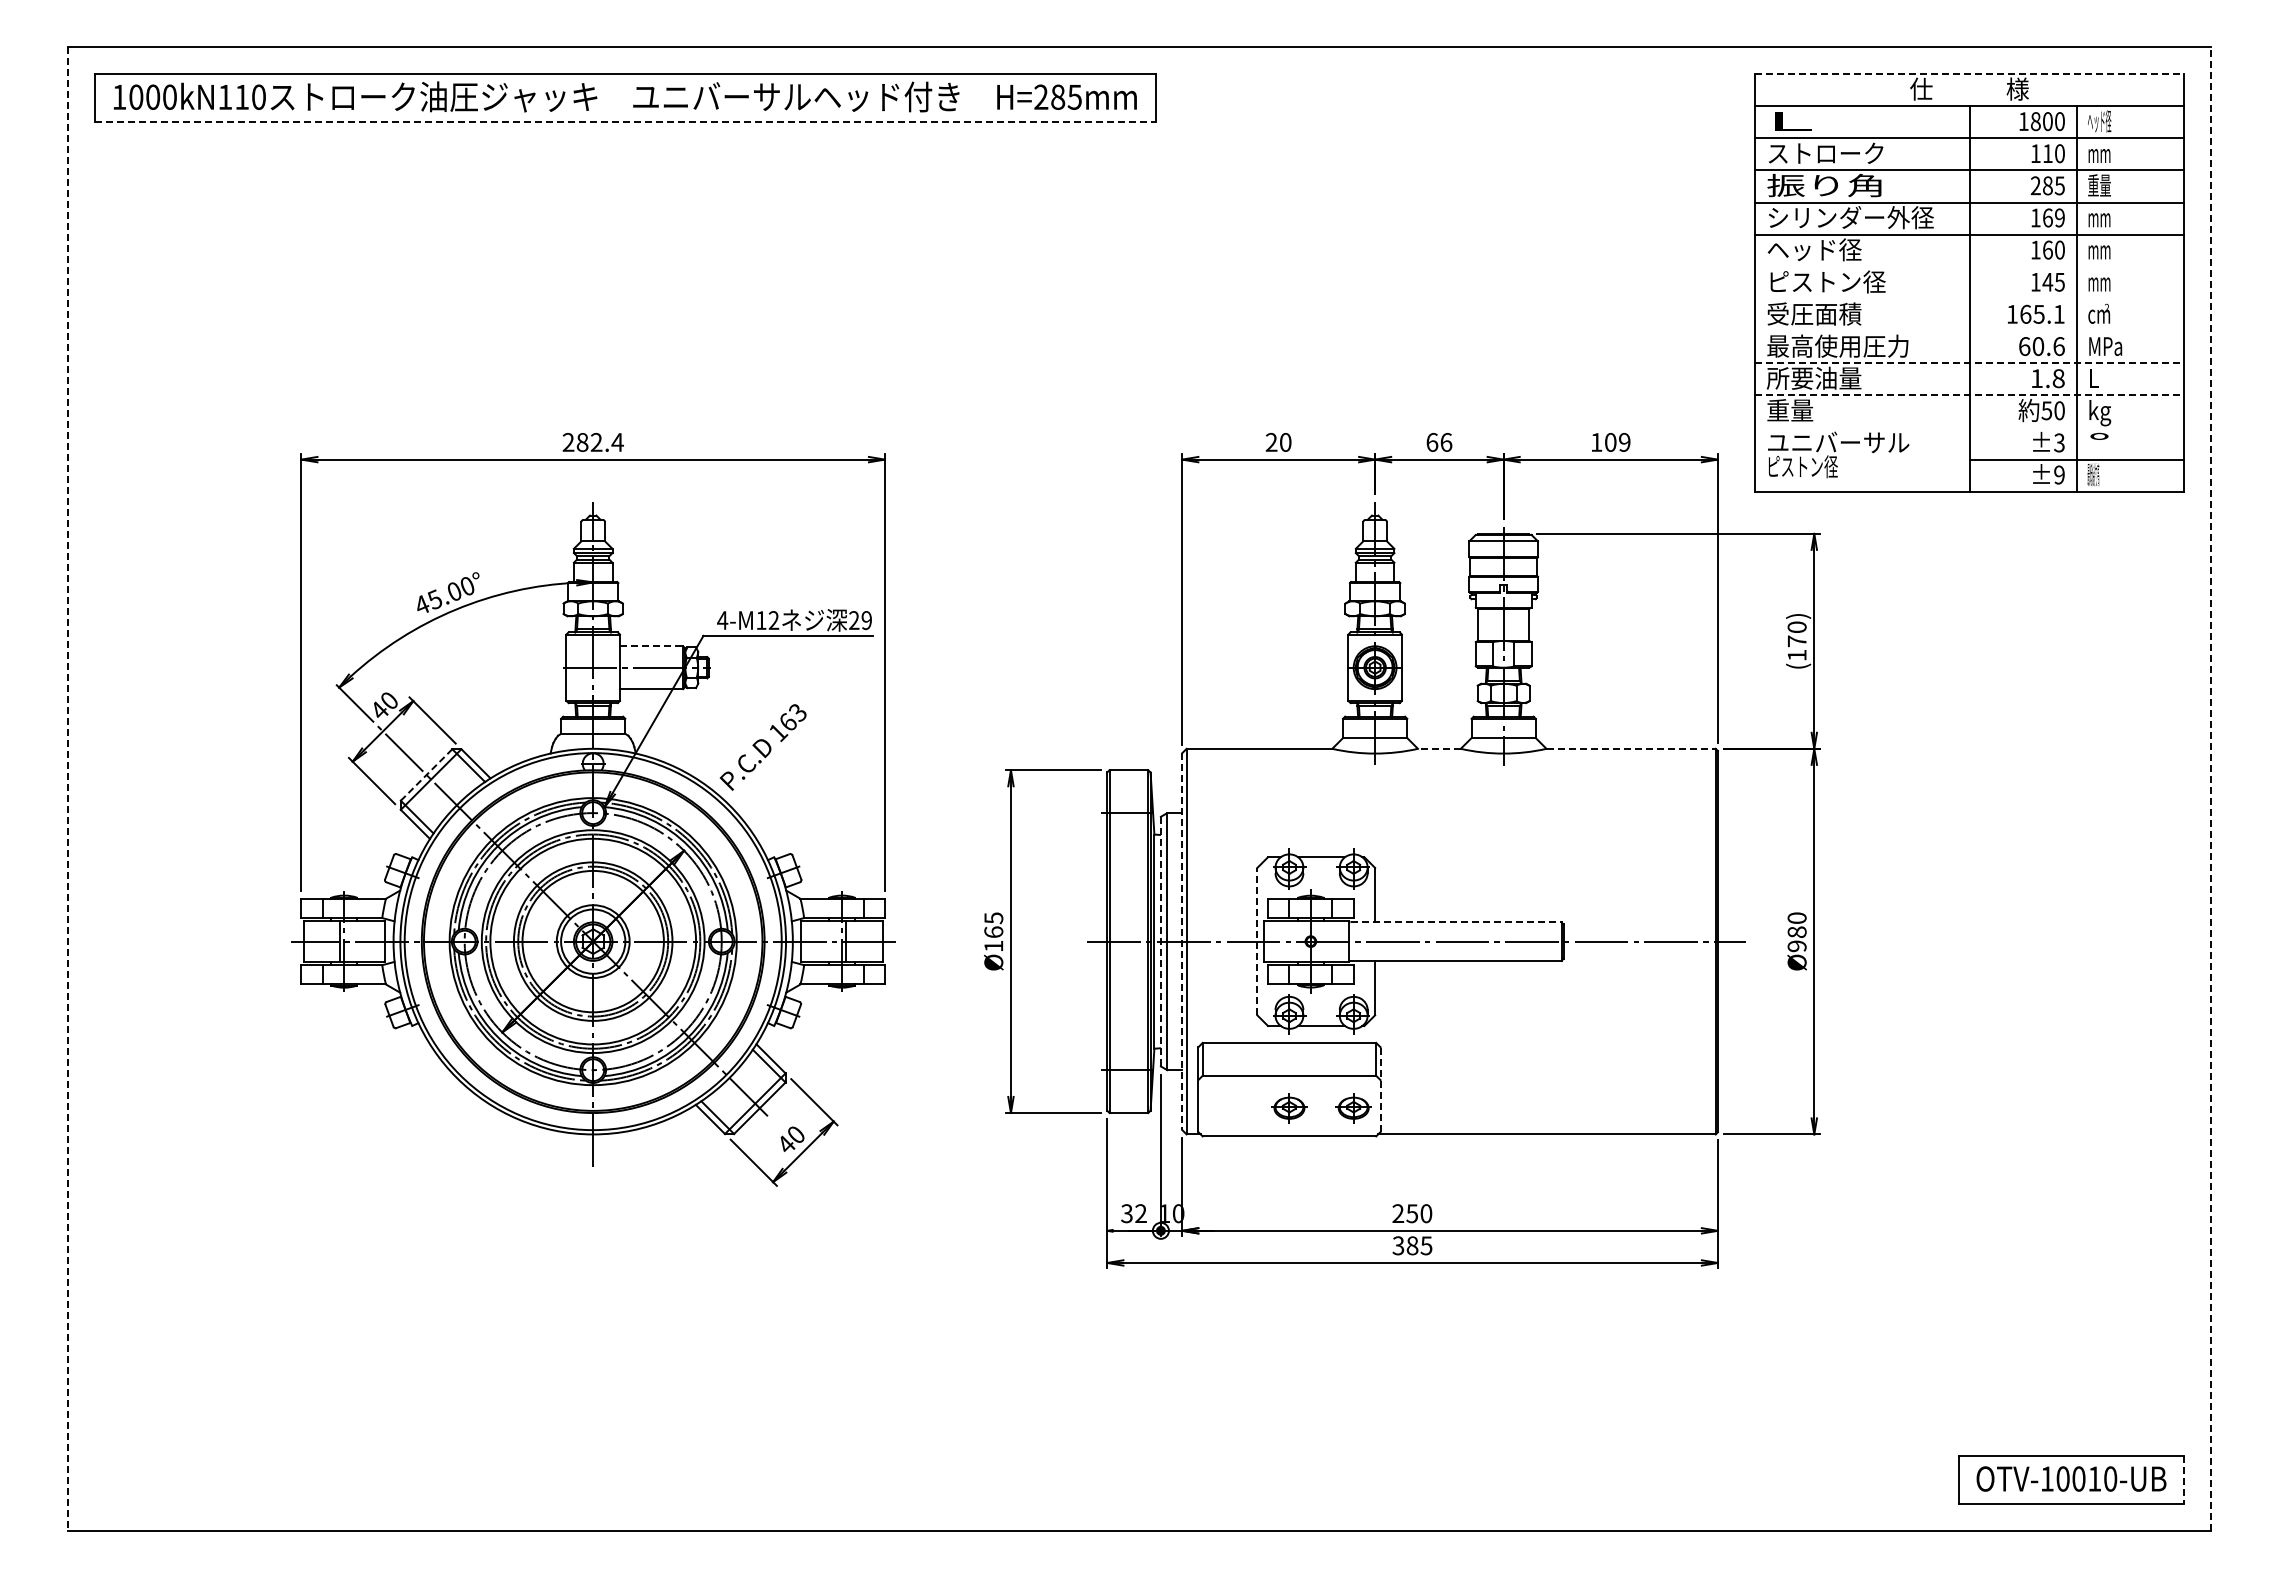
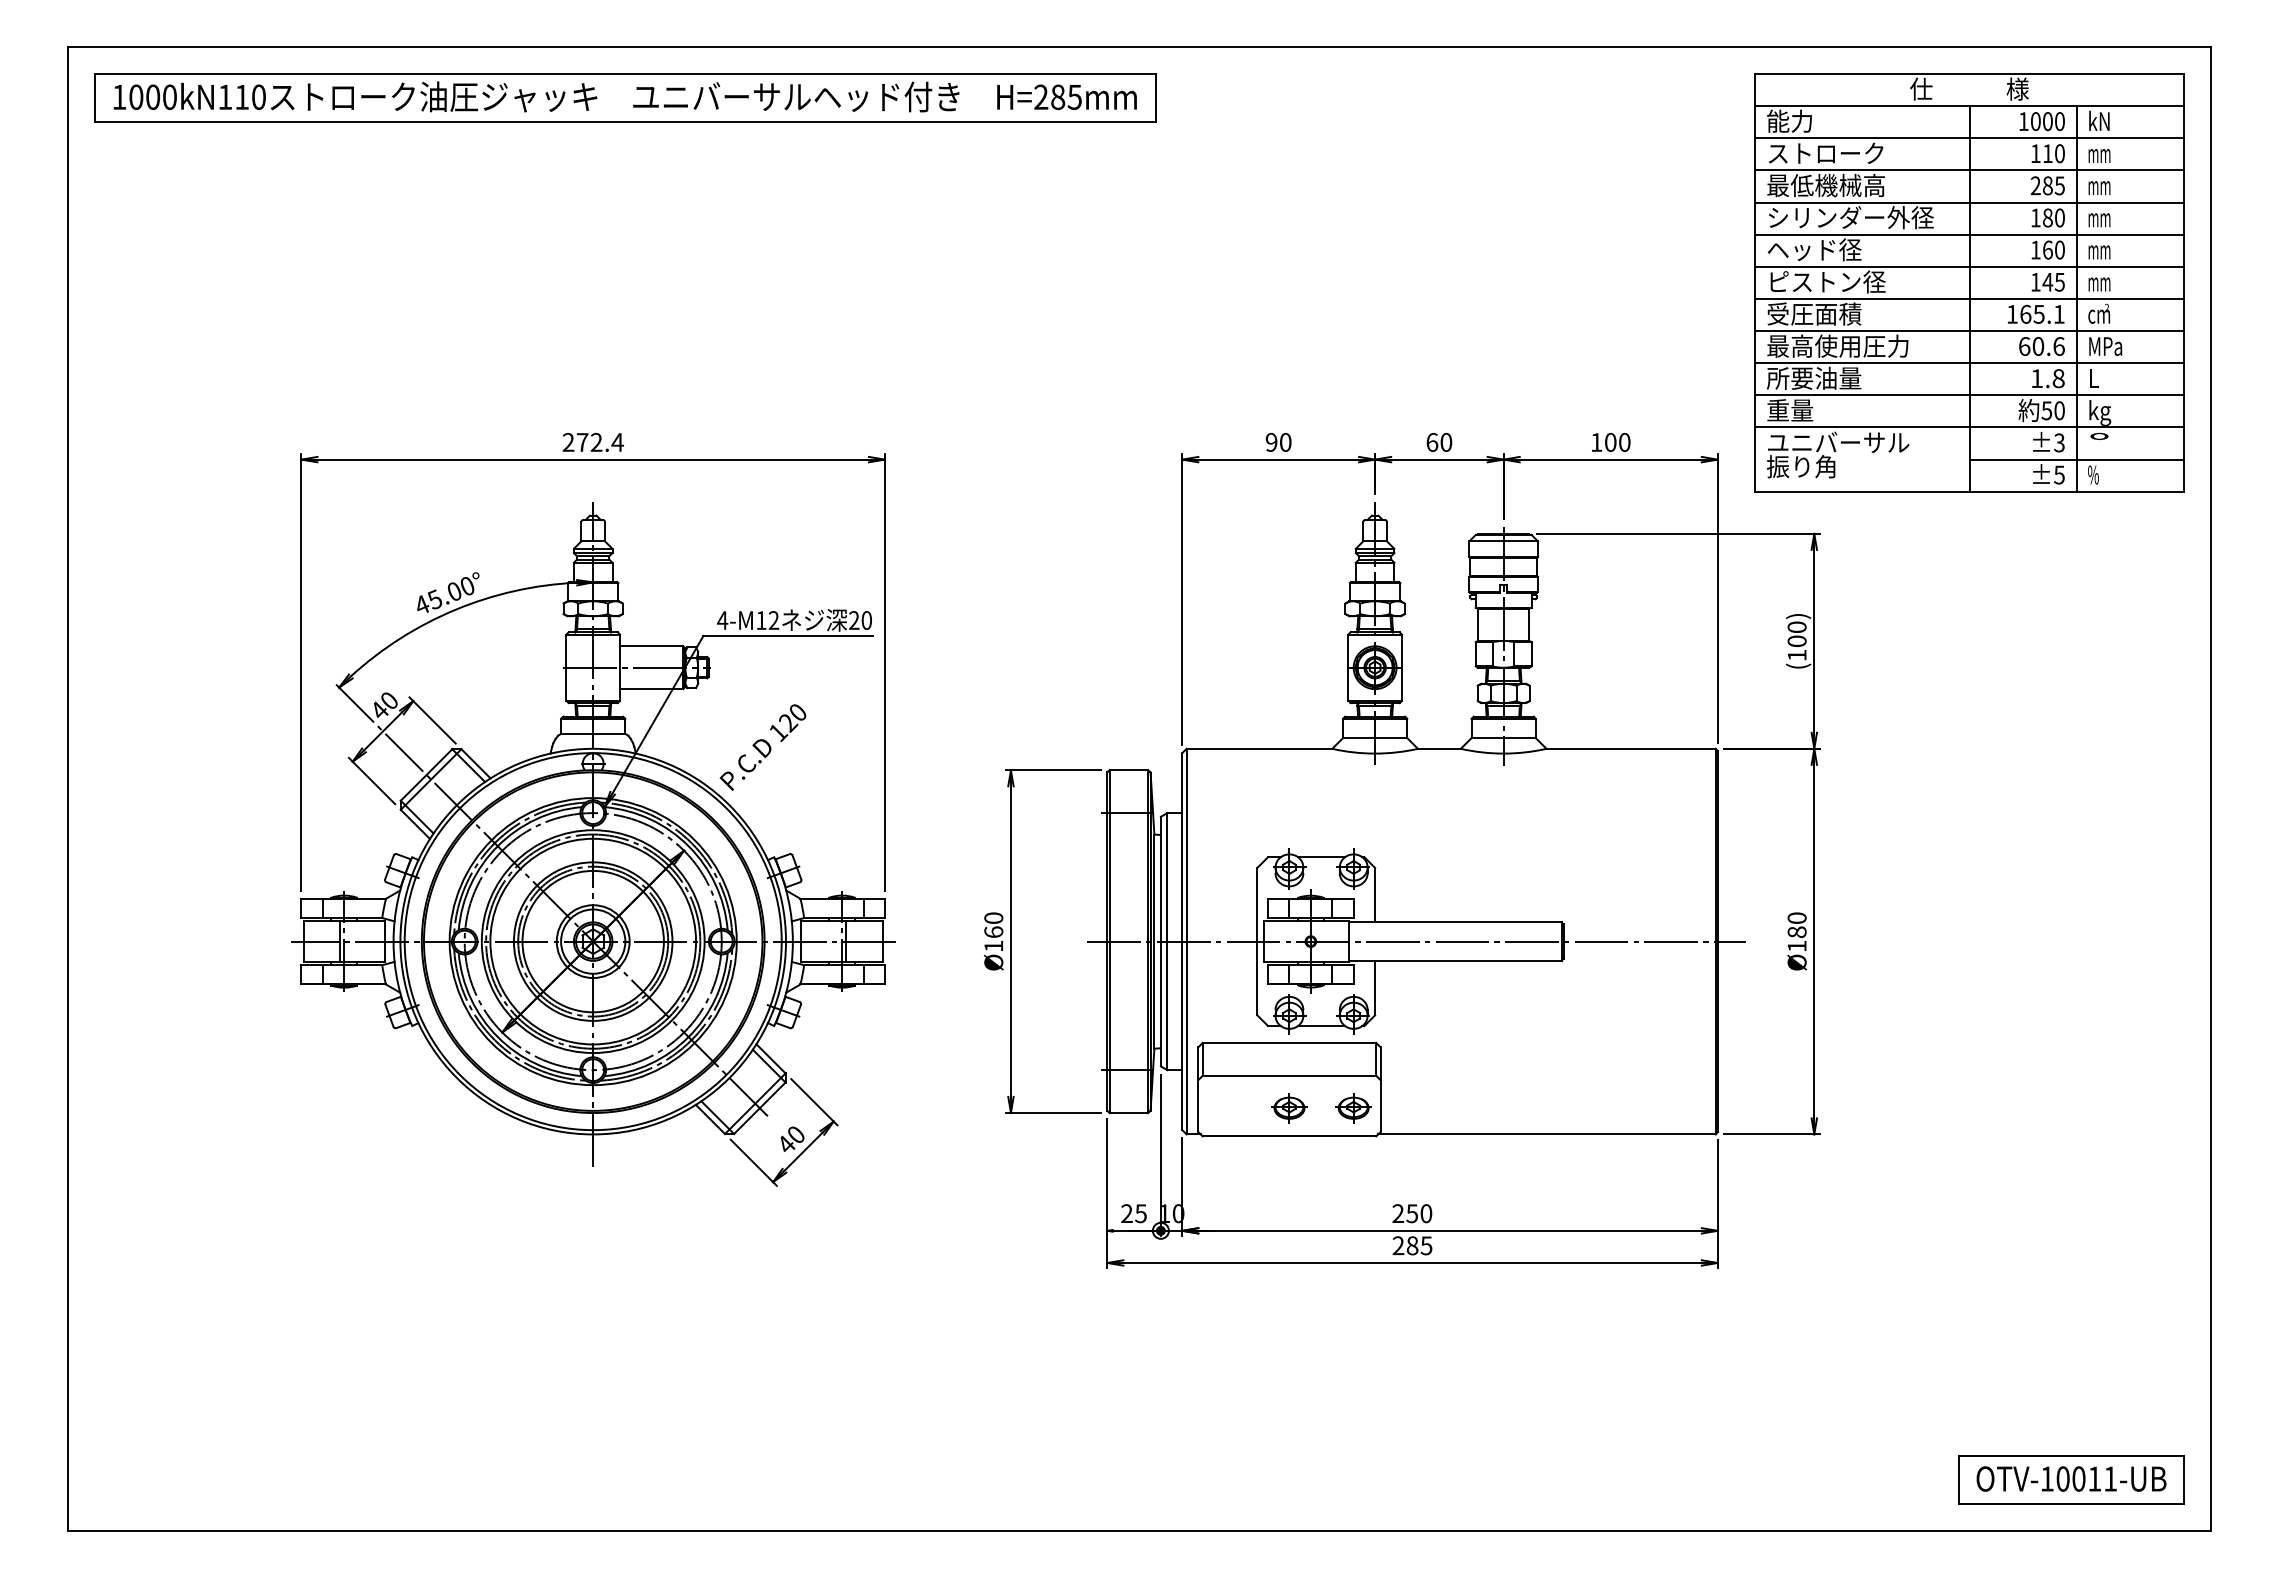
line: dashed -> solid (1970, 74)
text: L -> 能力 (1789, 120)
text: 1800 -> 1000 (2035, 121)
text: ヘッド径 -> kN (2099, 121)
line: dashed -> solid (625, 122)
text: 振り角 -> 最低機械高 (1825, 185)
text: 重量 -> mm (2099, 185)
text: 169 -> 180 (2053, 217)
line: none -> present (1969, 266)
line: none -> present (1969, 298)
line: none -> present (1969, 331)
line: dashed -> solid (1970, 363)
line: dashed -> solid (1970, 395)
line: none -> present (1969, 427)
text: 282.4 -> 272.4 (582, 442)
text: 20 -> 90 (1271, 442)
text: 66 -> 60 (1446, 442)
text: 109 -> 100 (1624, 442)
text: ピストン径 -> 振り角 (1802, 466)
text: ±9 -> ±5 (2059, 474)
text: 最低機械高 -> %%% (2093, 474)
text: 29 -> 20 (866, 620)
text: (170) -> (100) (1796, 641)
line: dashed -> solid (651, 646)
text: 163 -> 120 (792, 718)
line: dashed -> solid (1438, 748)
line: dashed -> solid (1631, 748)
line: dashed -> solid (426, 775)
line: dashed -> solid (68, 789)
line: dashed -> solid (2210, 789)
text: Ø165 -> Ø160 (993, 918)
line: dashed -> solid (1456, 922)
line: dashed -> solid (1160, 941)
line: dashed -> solid (1182, 941)
line: dashed -> solid (1257, 941)
text: Ø980 -> Ø180 (1796, 946)
line: dashed -> solid (1380, 1089)
text: 32 -> 25 (1133, 1213)
text: 385 -> 285 (1398, 1245)
text: OTV-10010-UB -> OTV-10011-UB (2110, 1478)
line: dashed -> solid (2183, 1480)
